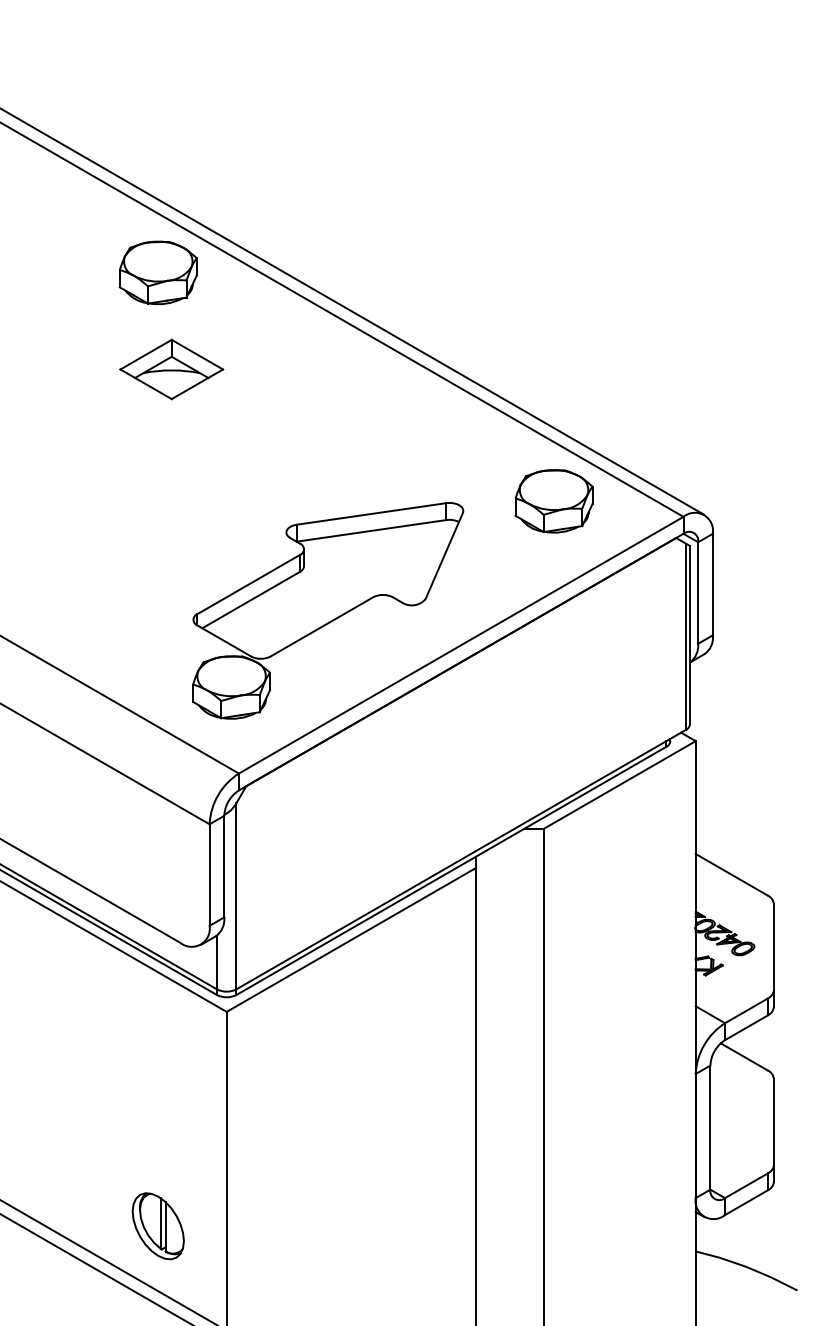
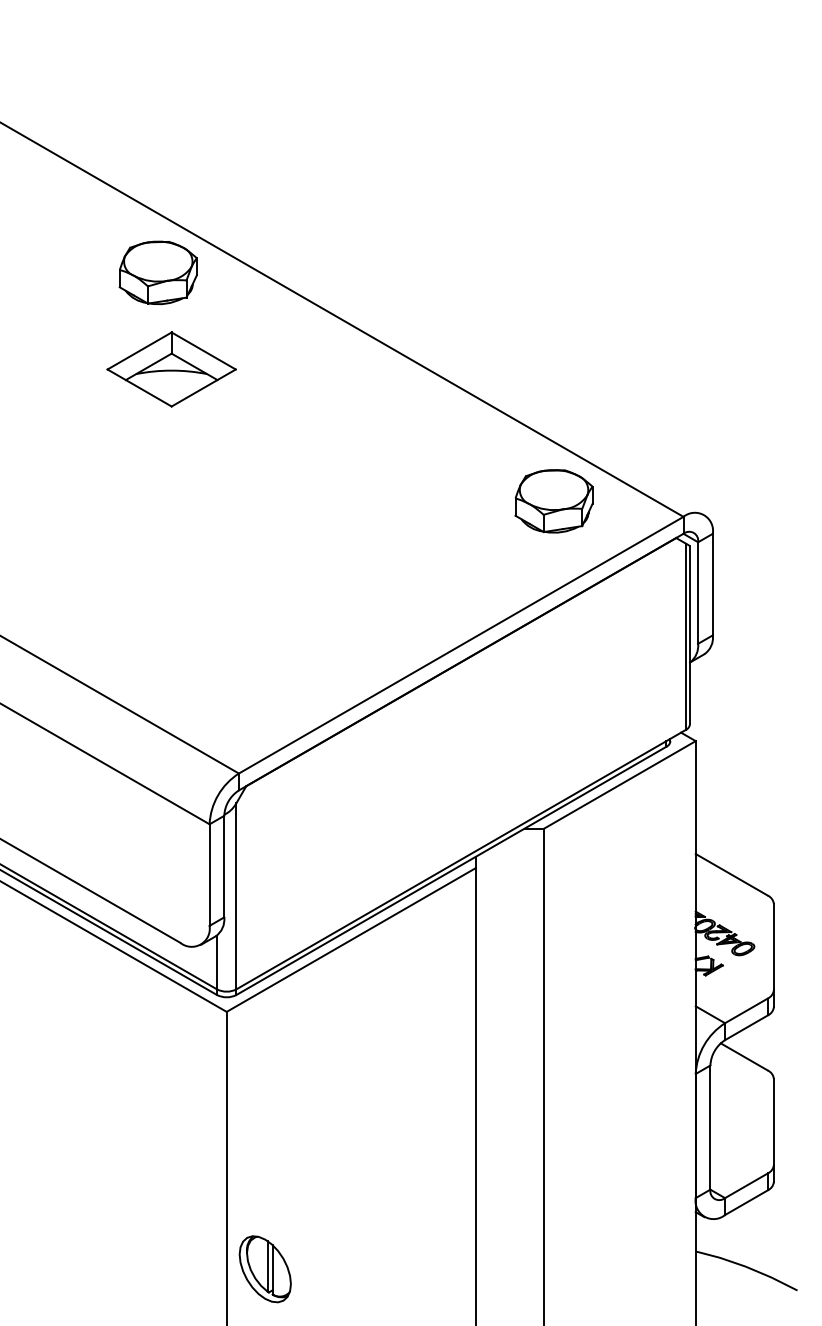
line: present -> none (353, 311)
part size: 106x63 px -> 131x77 px (171, 369)
part: present -> none (328, 610)
part position: (157, 1226) -> (264, 1269) (264, 1269)
line: present -> none (107, 1261)
line: present -> none (95, 1268)
